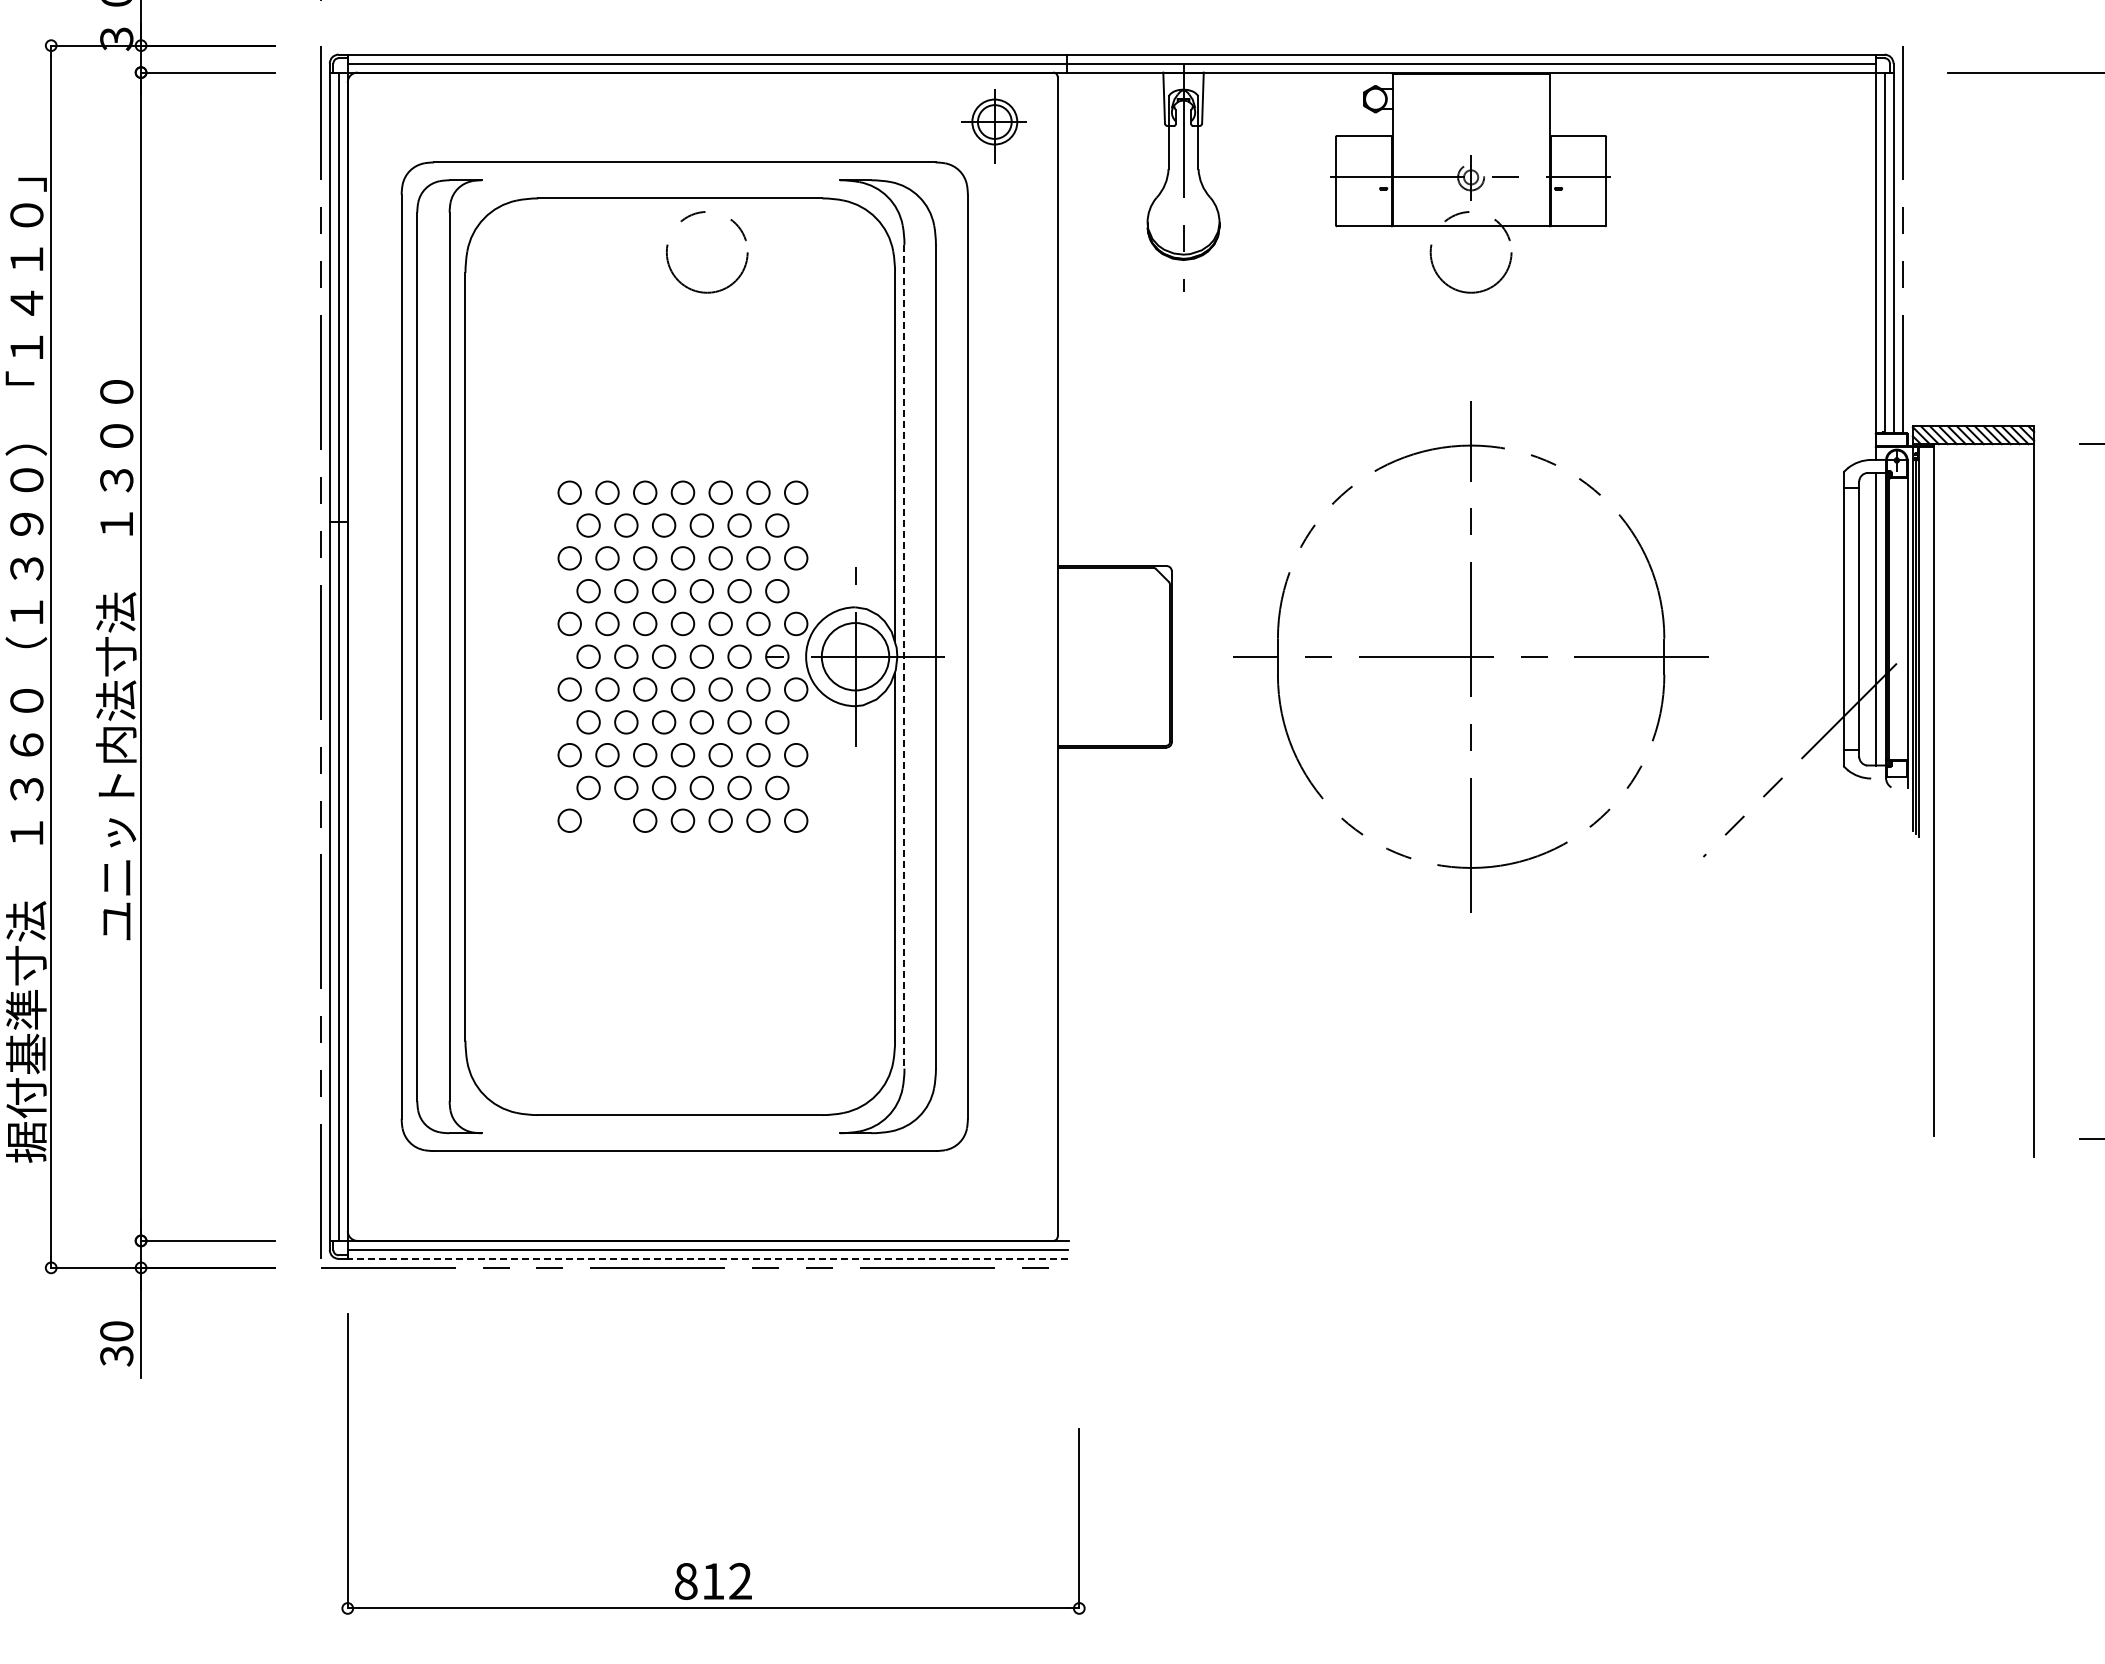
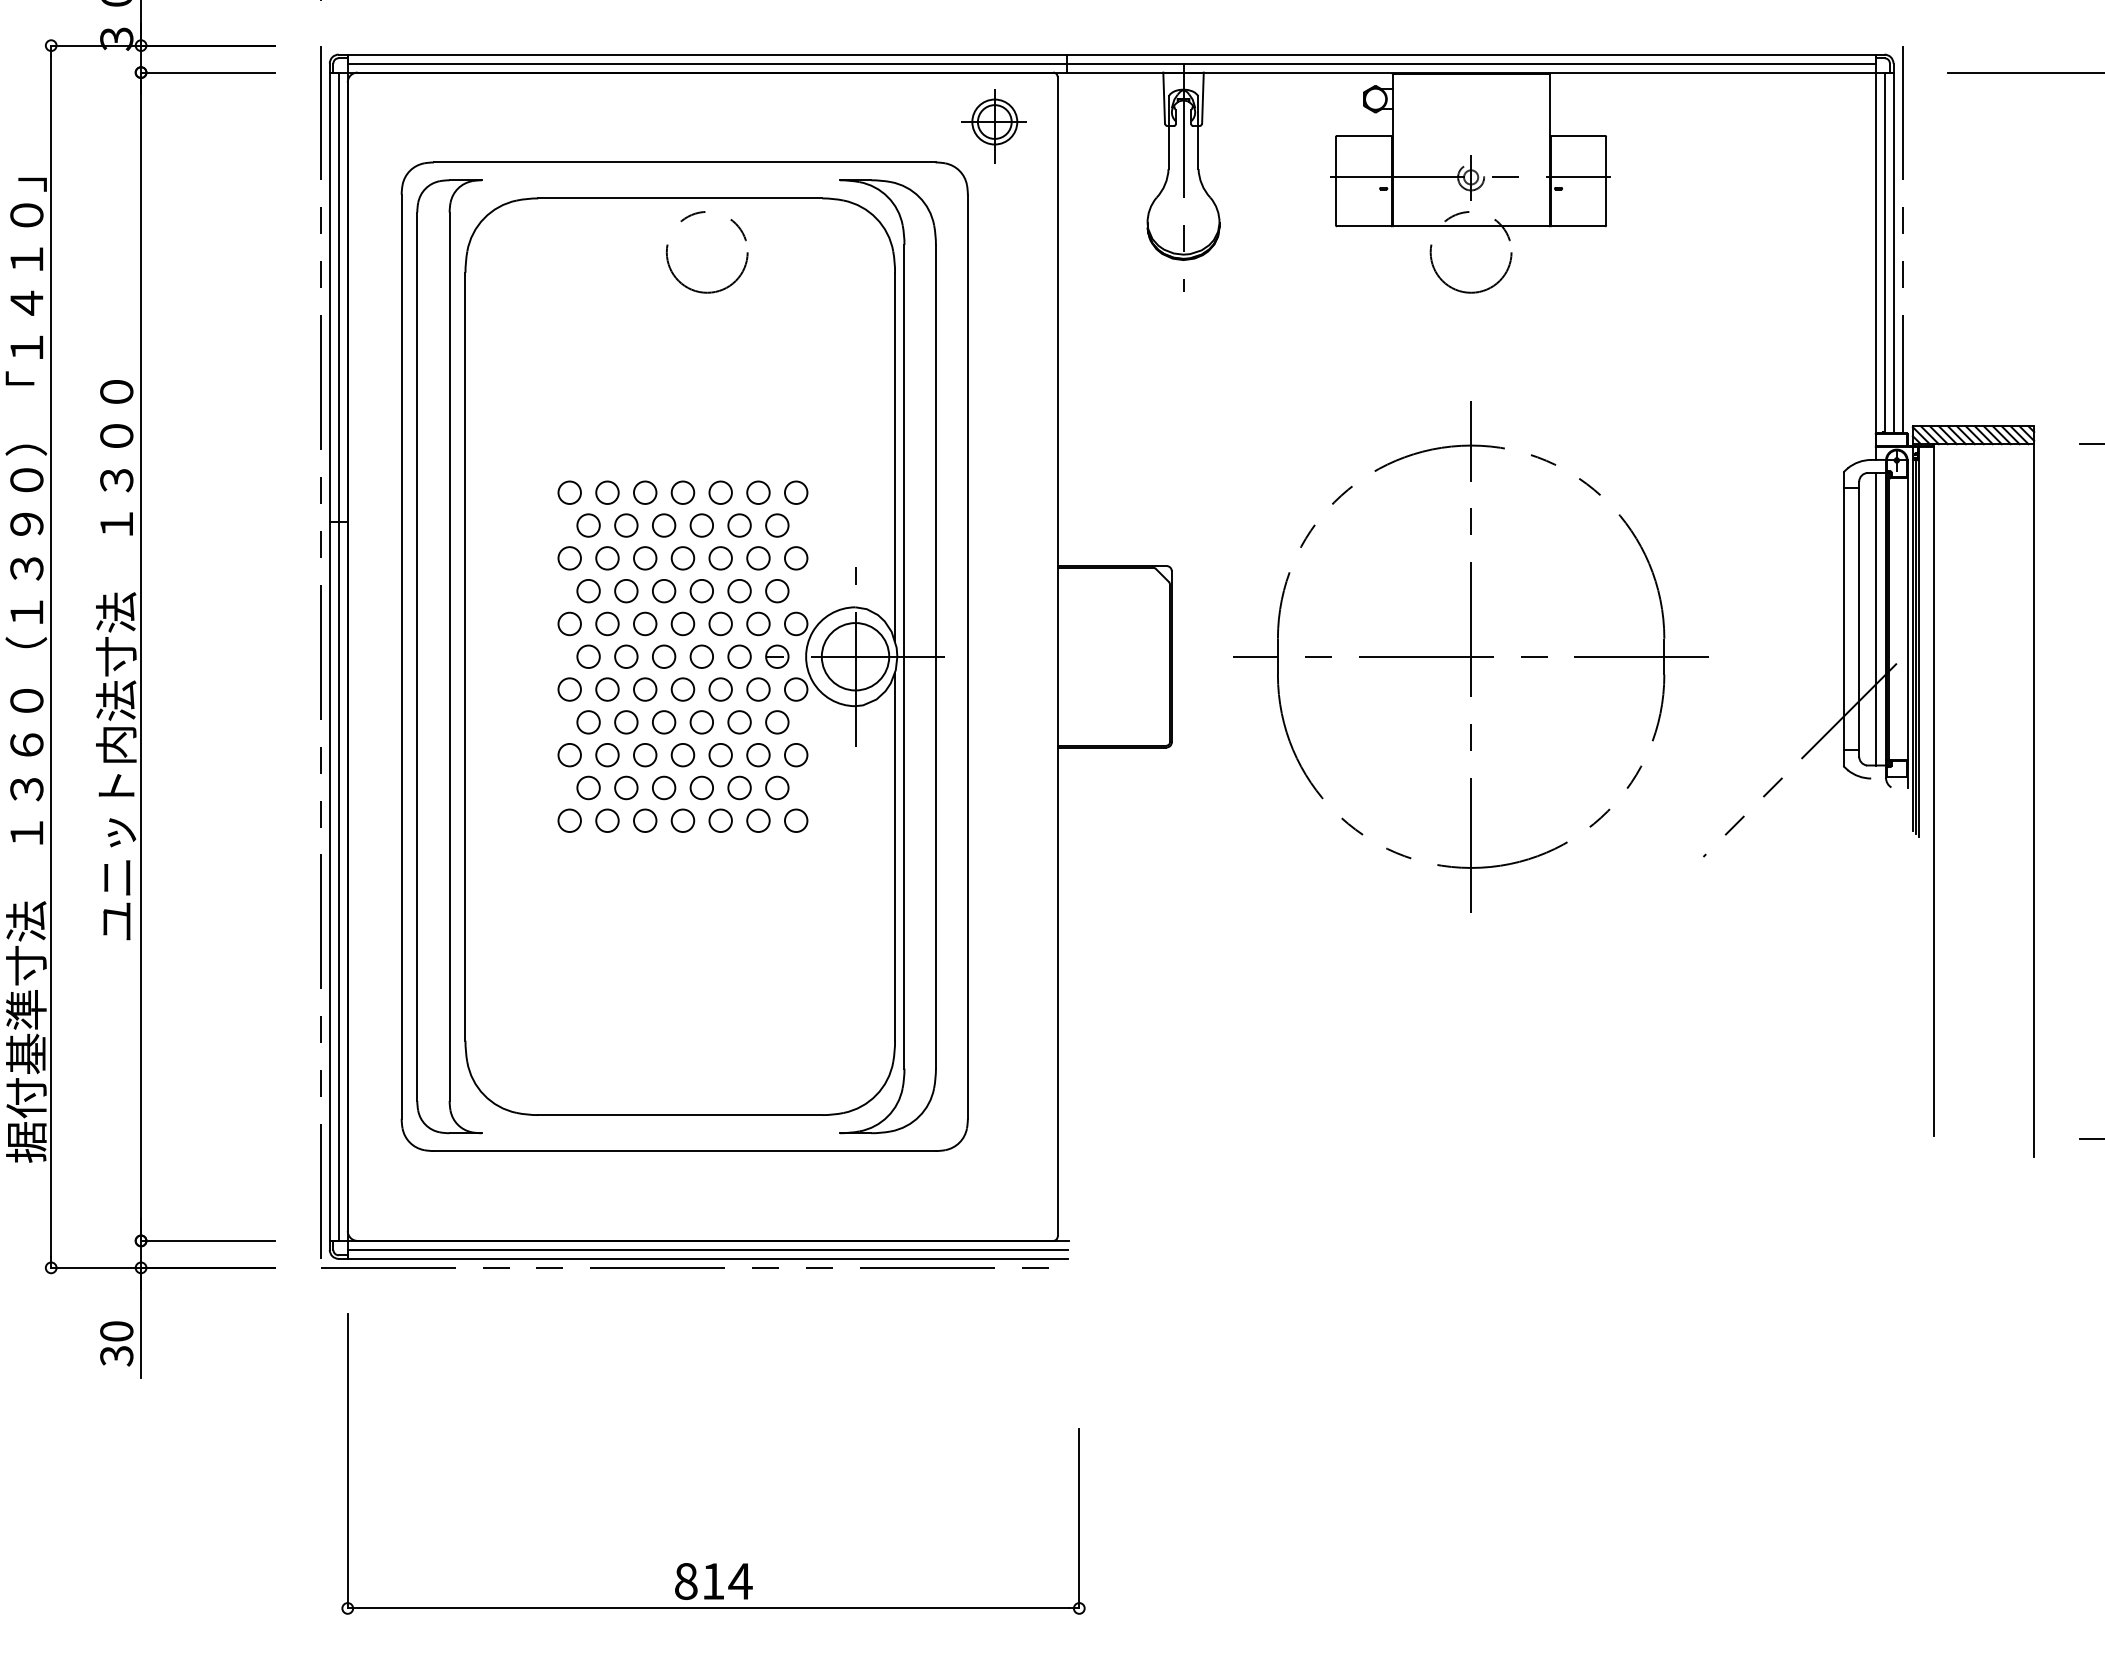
line: dashed -> solid (904, 656)
circle: none -> present (607, 820)
line: dashed -> solid (707, 1258)
text: 812 -> 814 (740, 1580)
